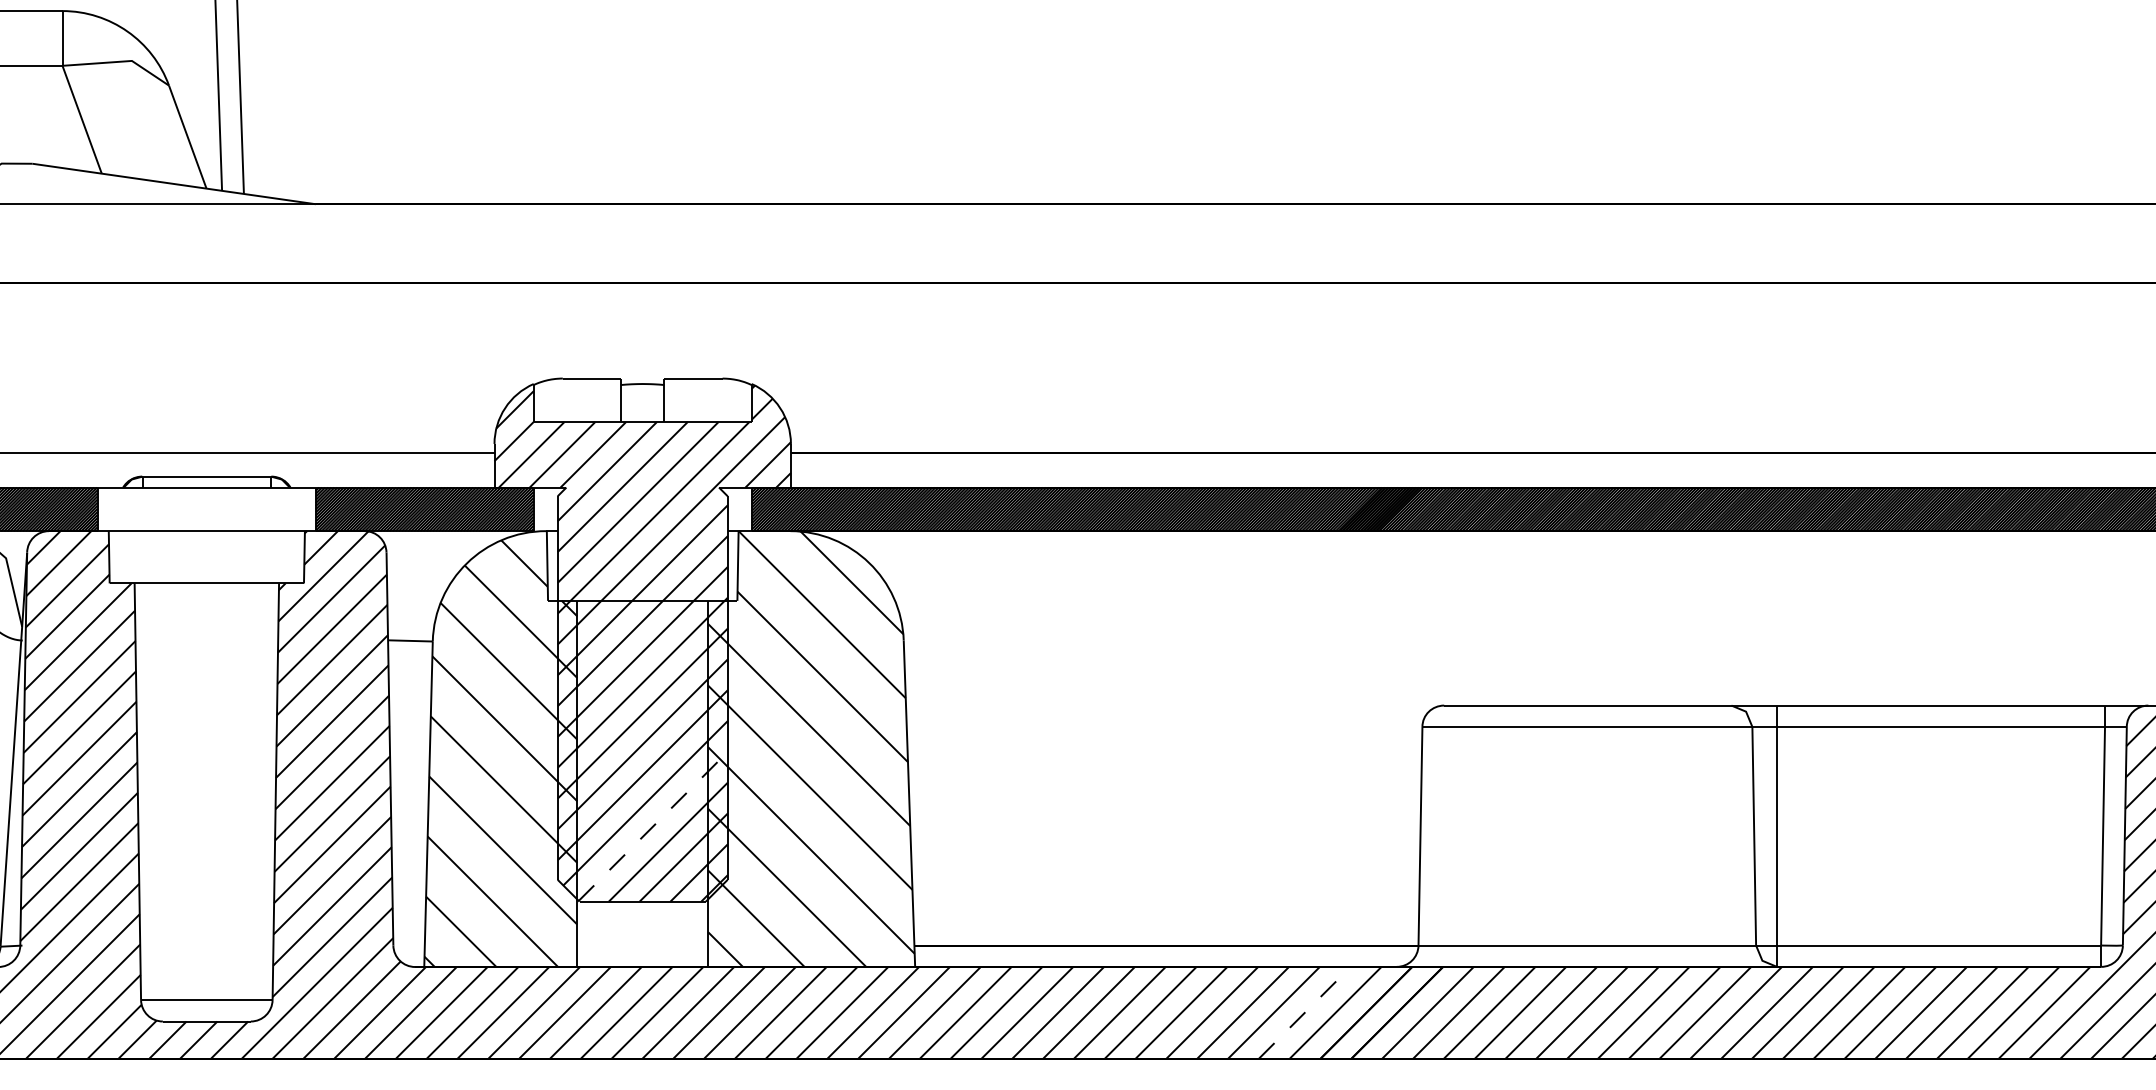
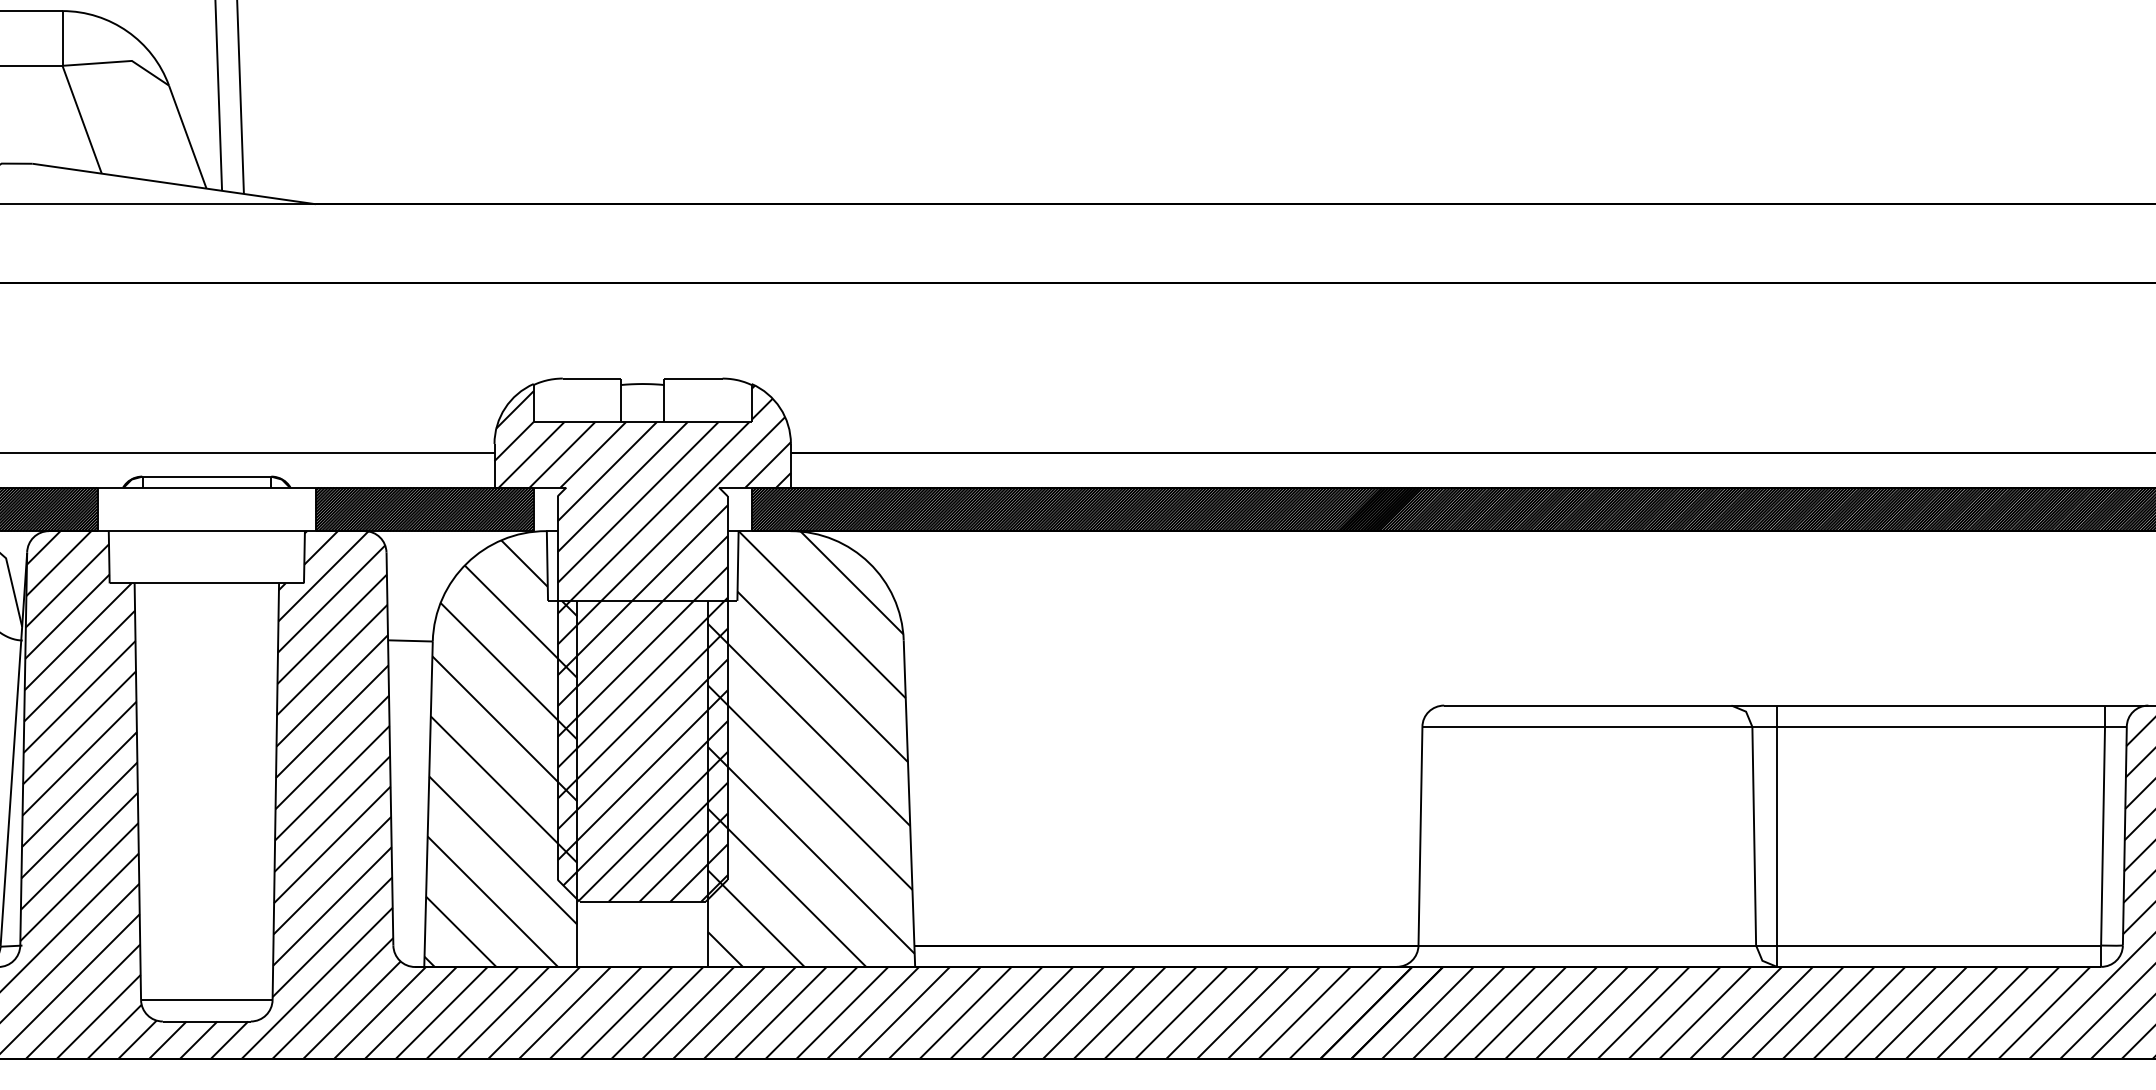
line: dashed -> solid (653, 826)
line: dashed -> solid (1304, 1012)
